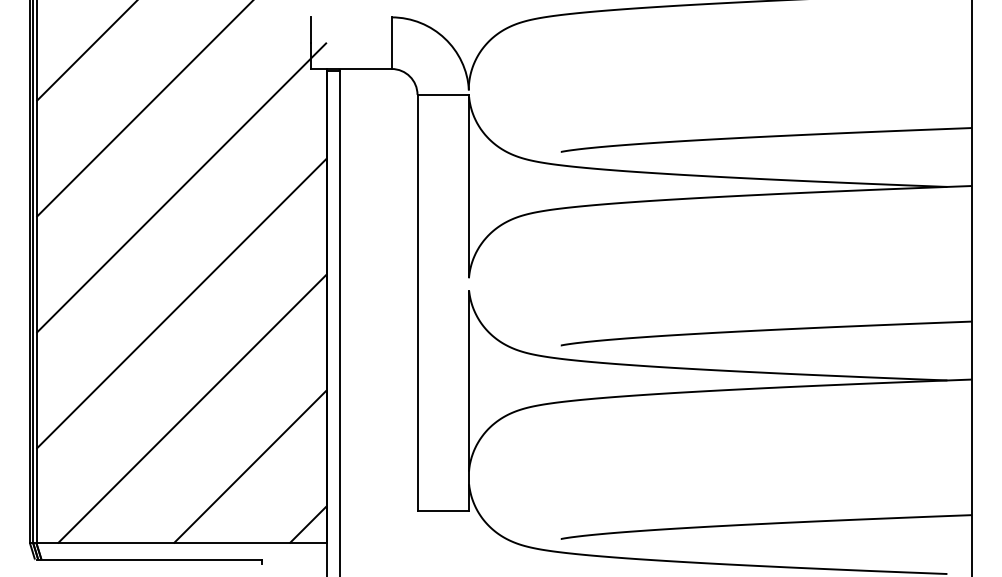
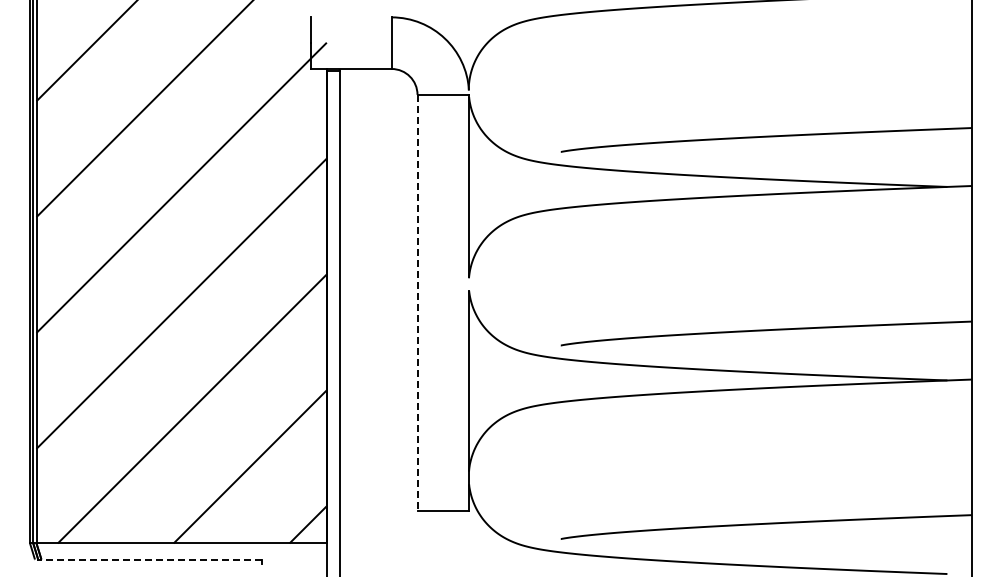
line: solid -> dashed (417, 303)
line: solid -> dashed (149, 559)
